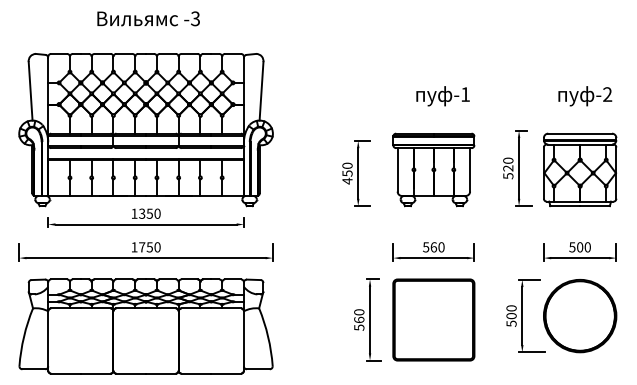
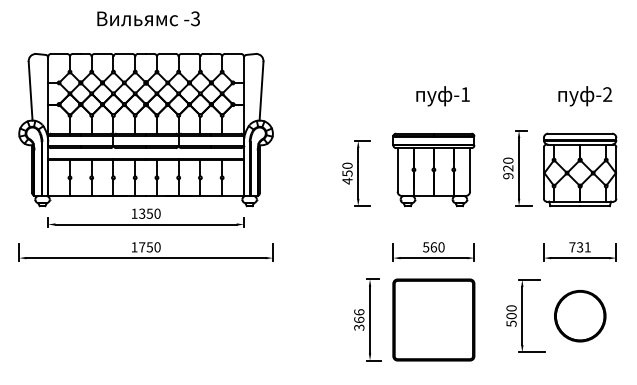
text: 520 -> 920 (508, 176)
text: 500 -> 731 (579, 247)
part size: 75x75 px -> 53x53 px (580, 316)
text: 560 -> 366 (359, 319)
part: present -> none (145, 326)
